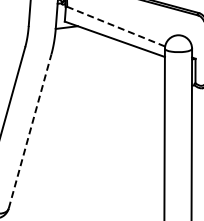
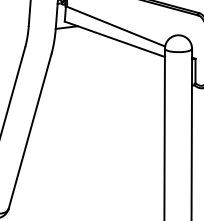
line: dashed -> solid (116, 26)
line: dashed -> solid (30, 131)
